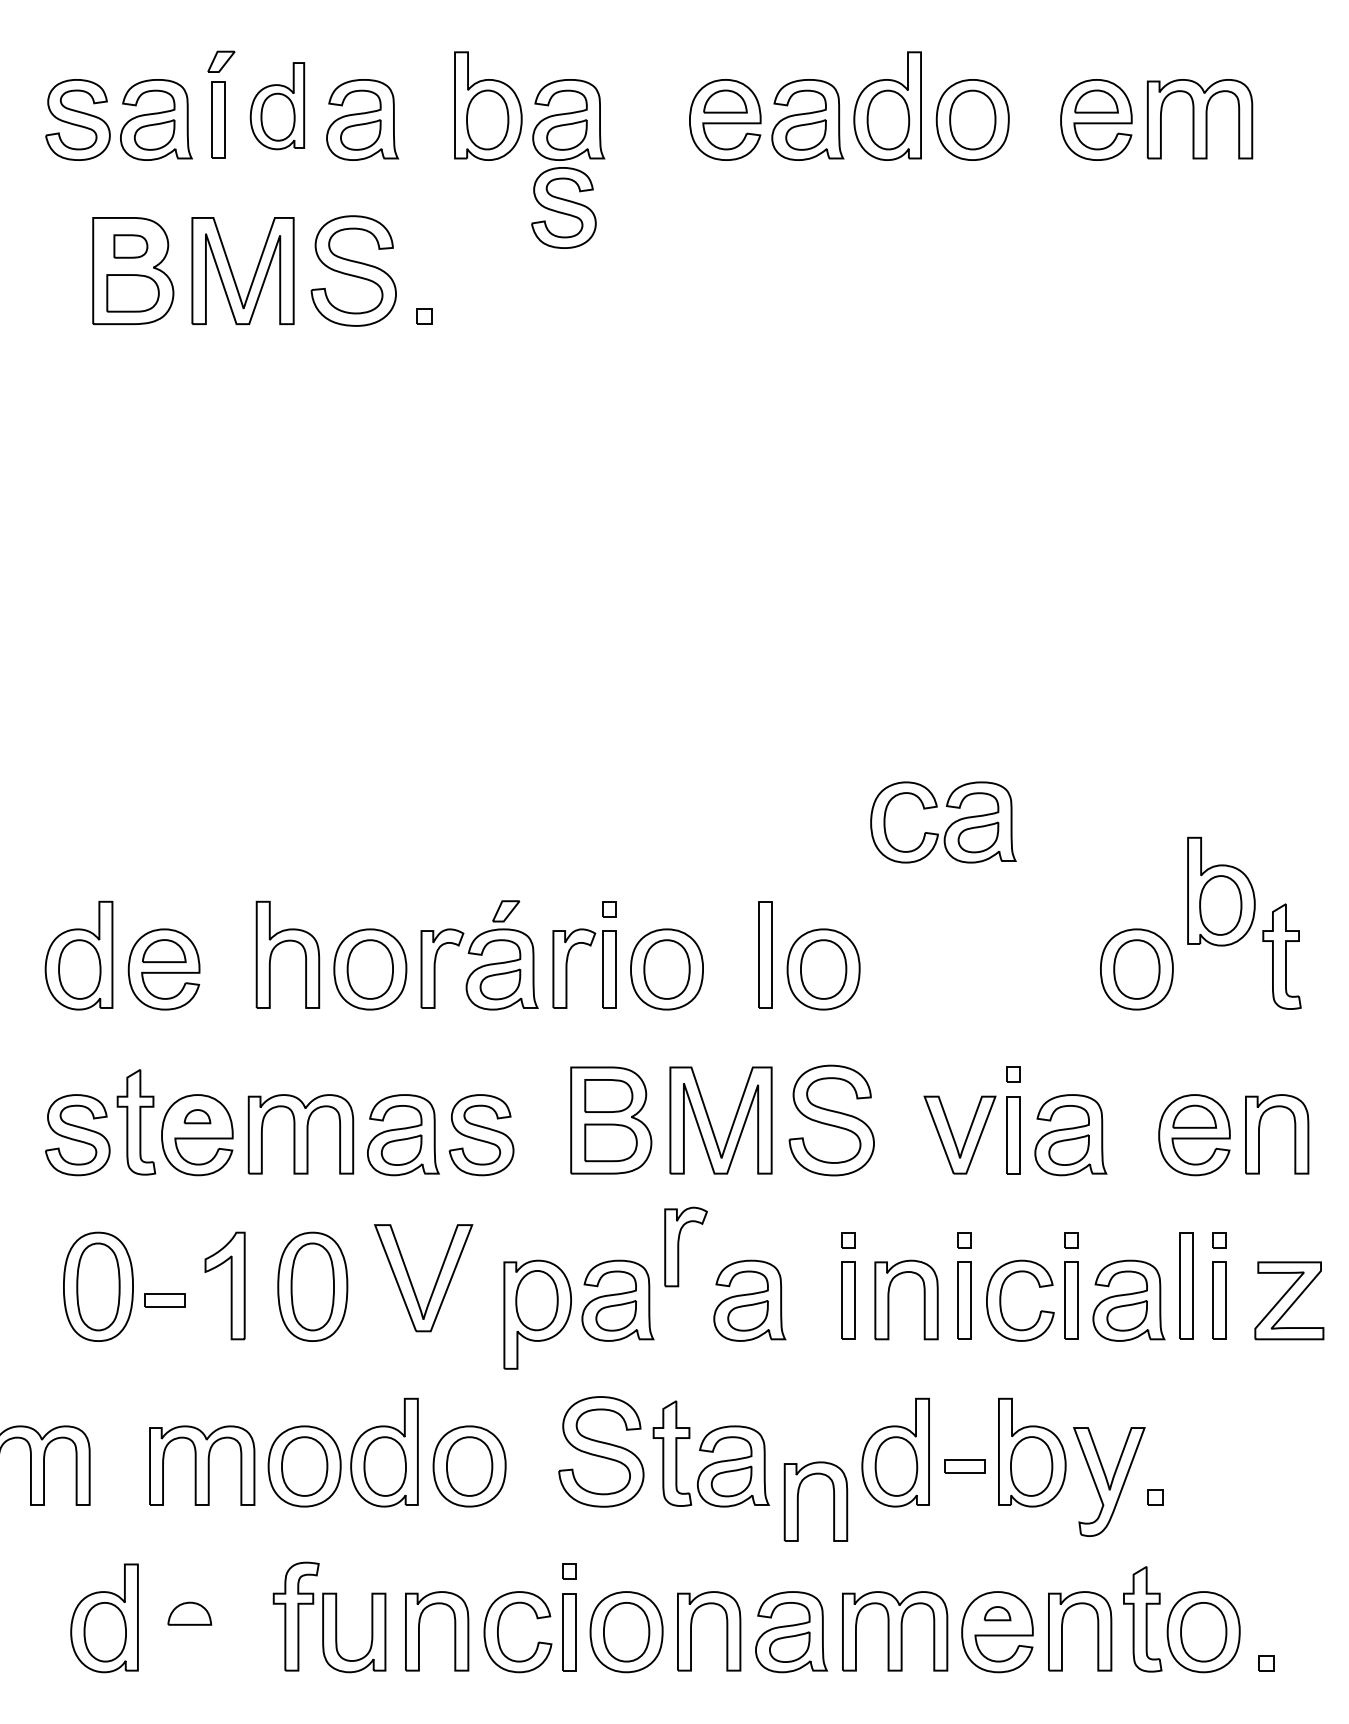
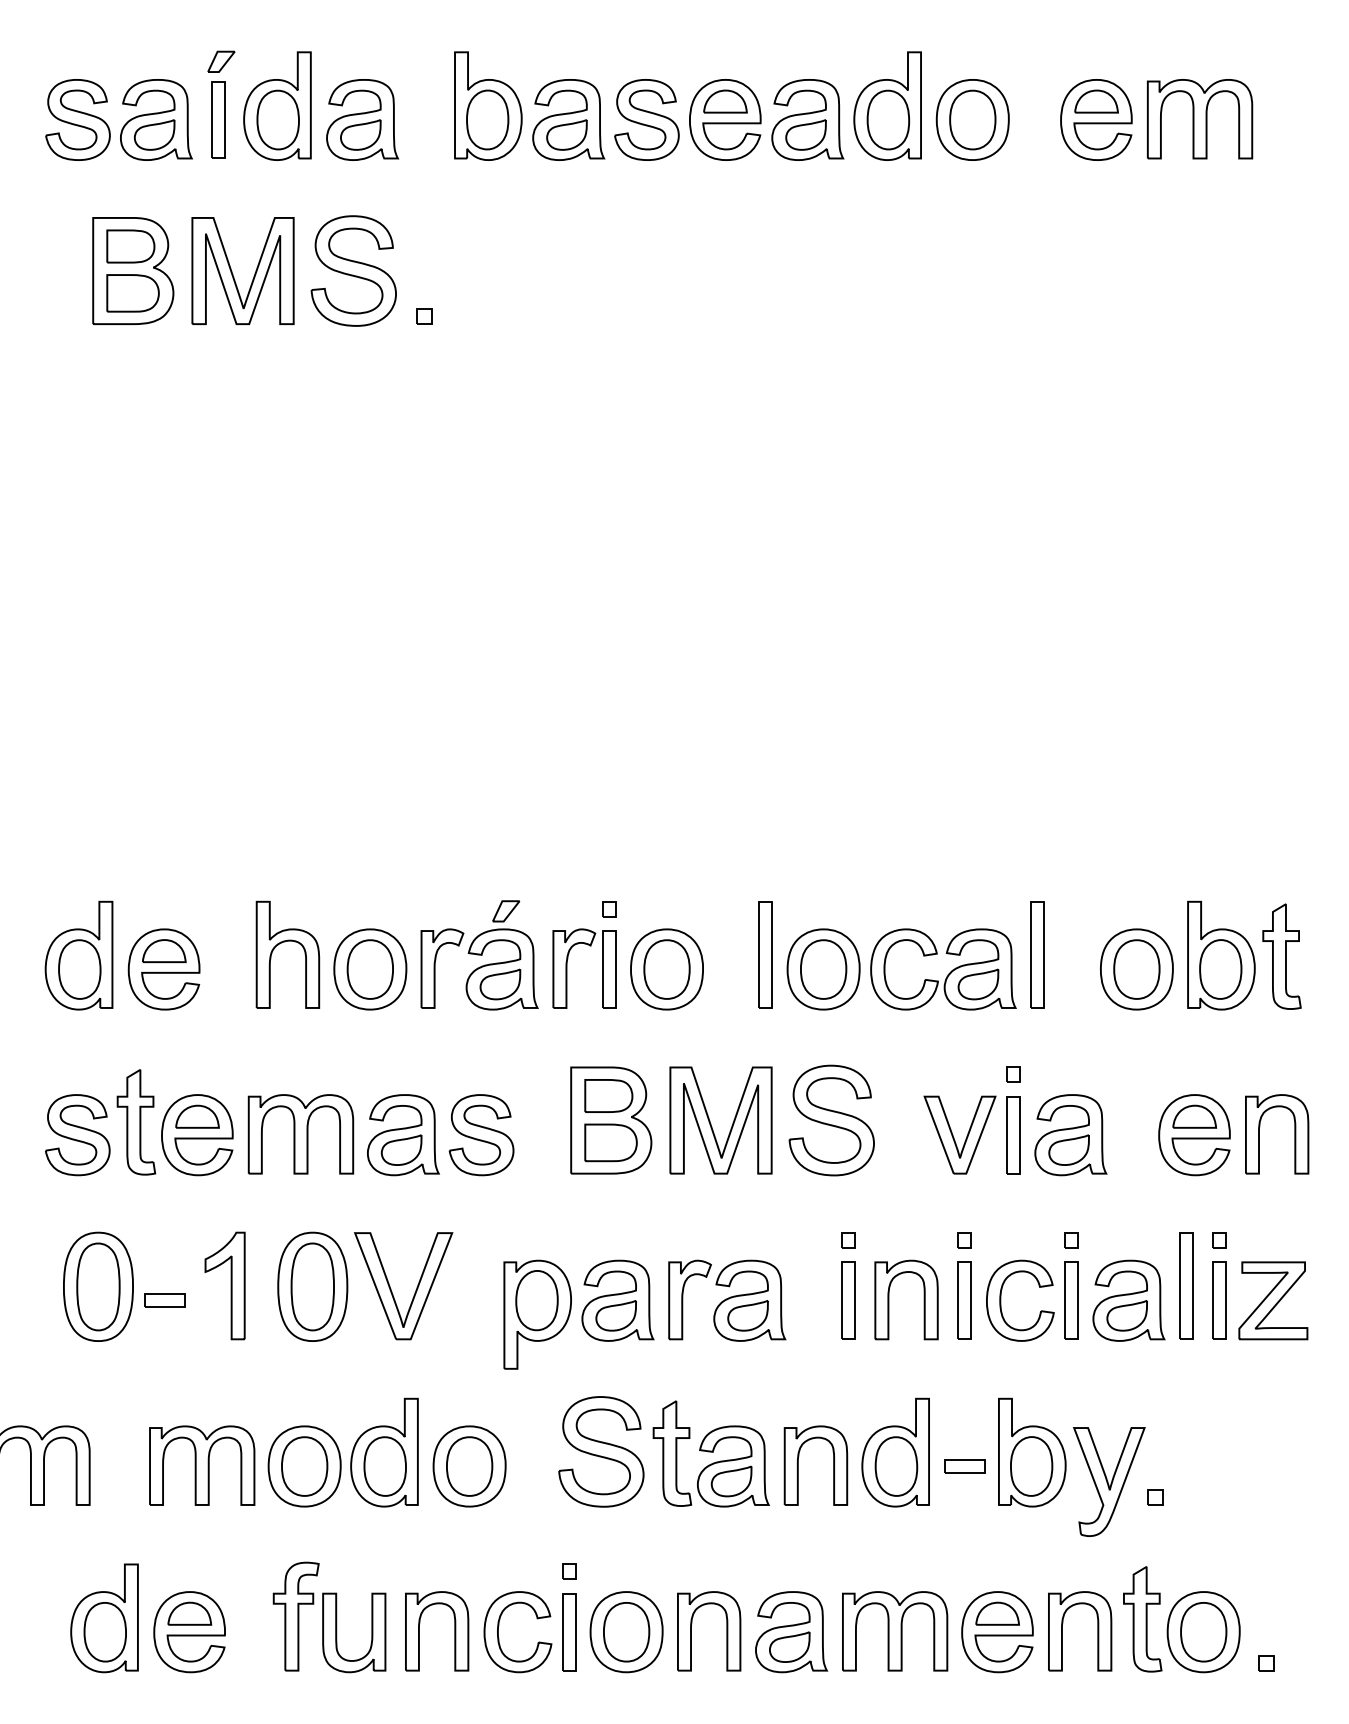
part size: 57x89 px -> 69x110 px (277, 105)
part position: (563, 207) -> (646, 119) (646, 119)
part size: 36x25 px -> 50x35 px (130, 246)
part position: (948, 826) -> (948, 973) (948, 973)
part position: (1221, 891) -> (1221, 955) (1221, 955)
part: none -> present (1037, 954)
part size: 29x16 px -> 45x25 px (197, 1116)
part position: (685, 1246) -> (689, 1299) (689, 1299)
part position: (412, 1283) -> (392, 1291) (392, 1291)
part position: (1289, 1300) -> (1273, 1300) (1273, 1300)
part position: (798, 1501) -> (798, 1465) (798, 1465)
part size: 29x16 px -> 45x25 px (997, 1613)
part: none -> present (189, 1632)
